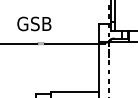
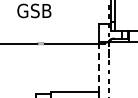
text position: (34, 23) -> (34, 10) (34, 10)
line: solid -> dashed (98, 67)
